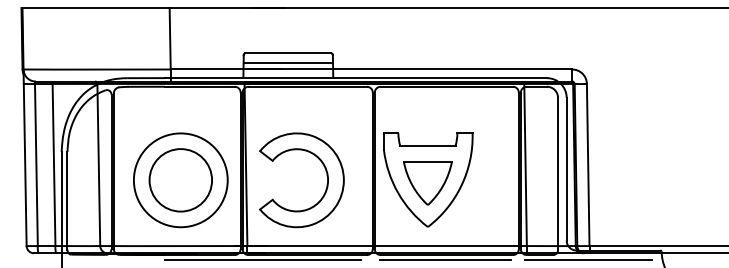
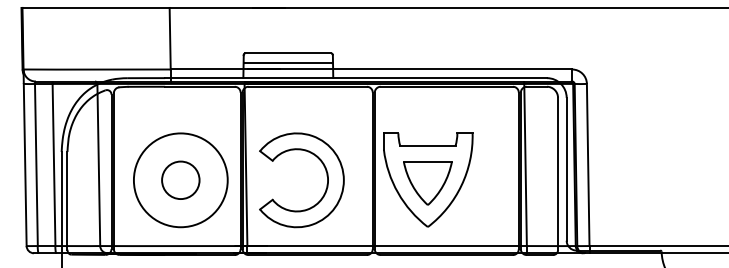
circle diameter: 62 px -> 37 px (180, 180)
line: present -> none (263, 260)
line: present -> none (445, 260)
line: present -> none (587, 260)
